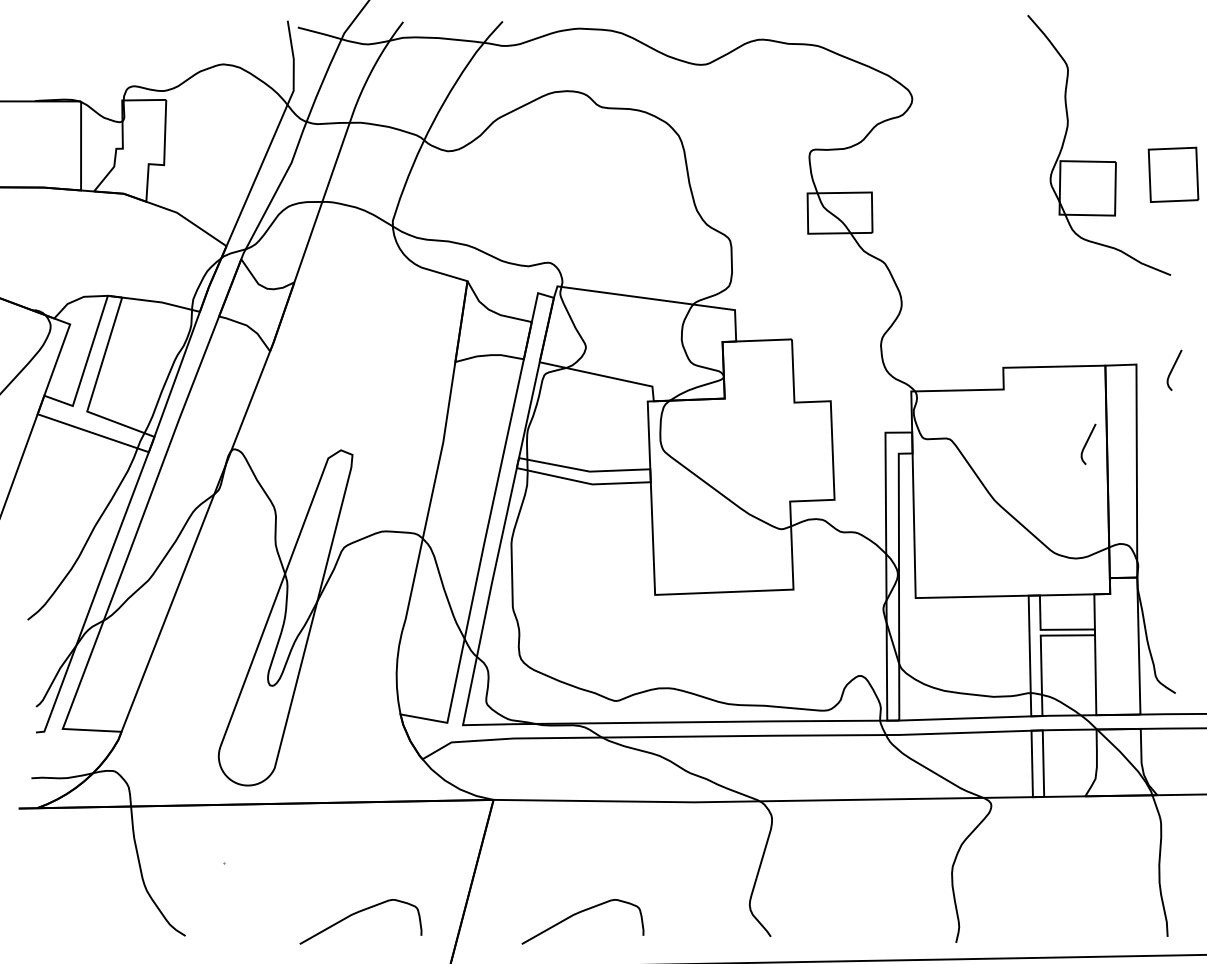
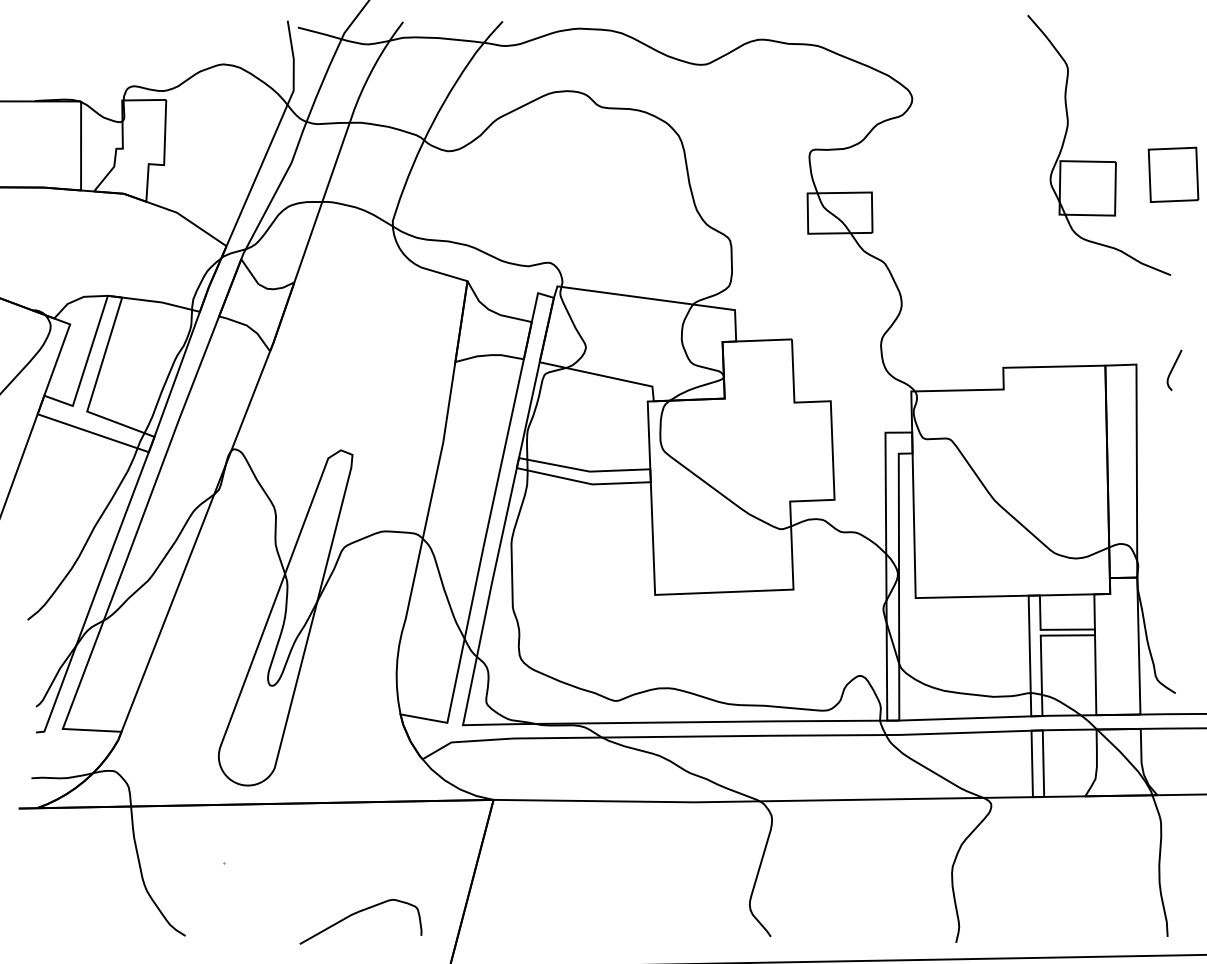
curve: present -> none (1087, 443)
curve: present -> none (579, 913)
